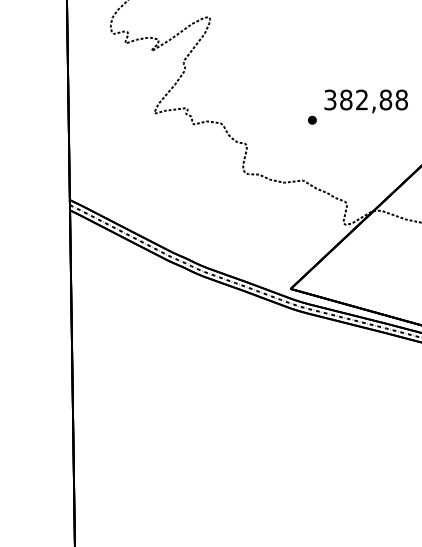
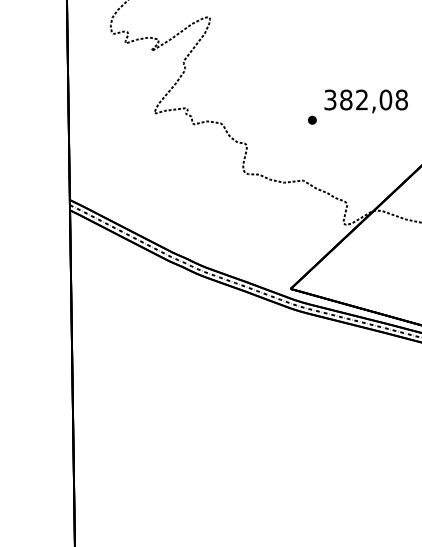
text: 382,88 -> 382,08 (385, 99)
